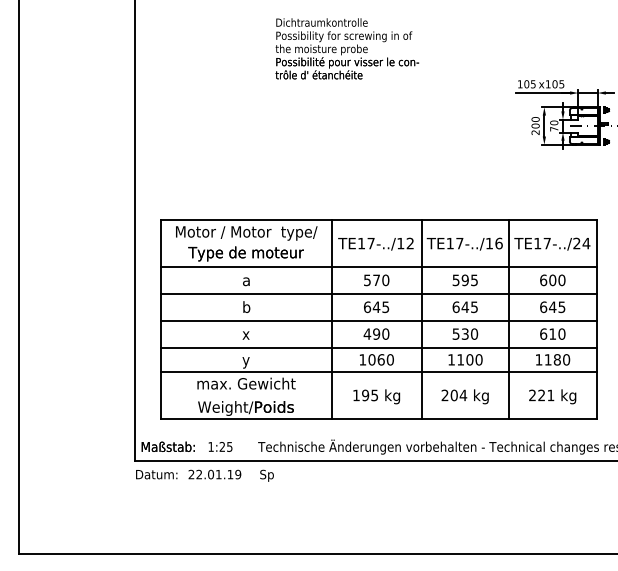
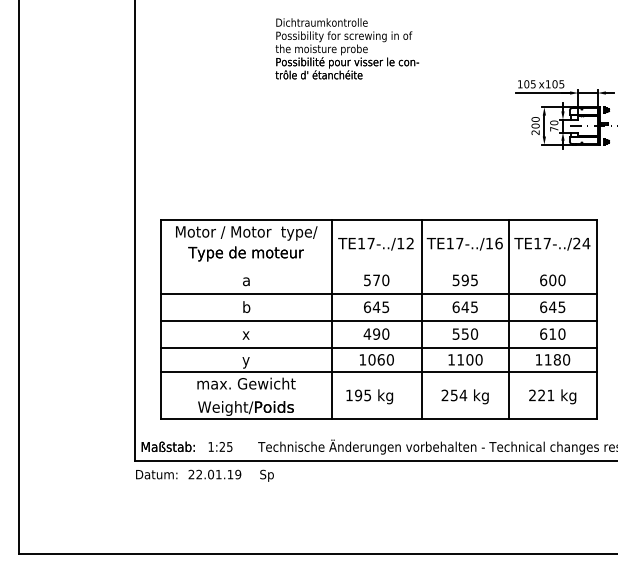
line: present -> none (378, 266)
text: 530 -> 550 (465, 333)
text: 204 -> 254 (453, 395)
text position: (376, 396) -> (369, 396) (369, 396)
